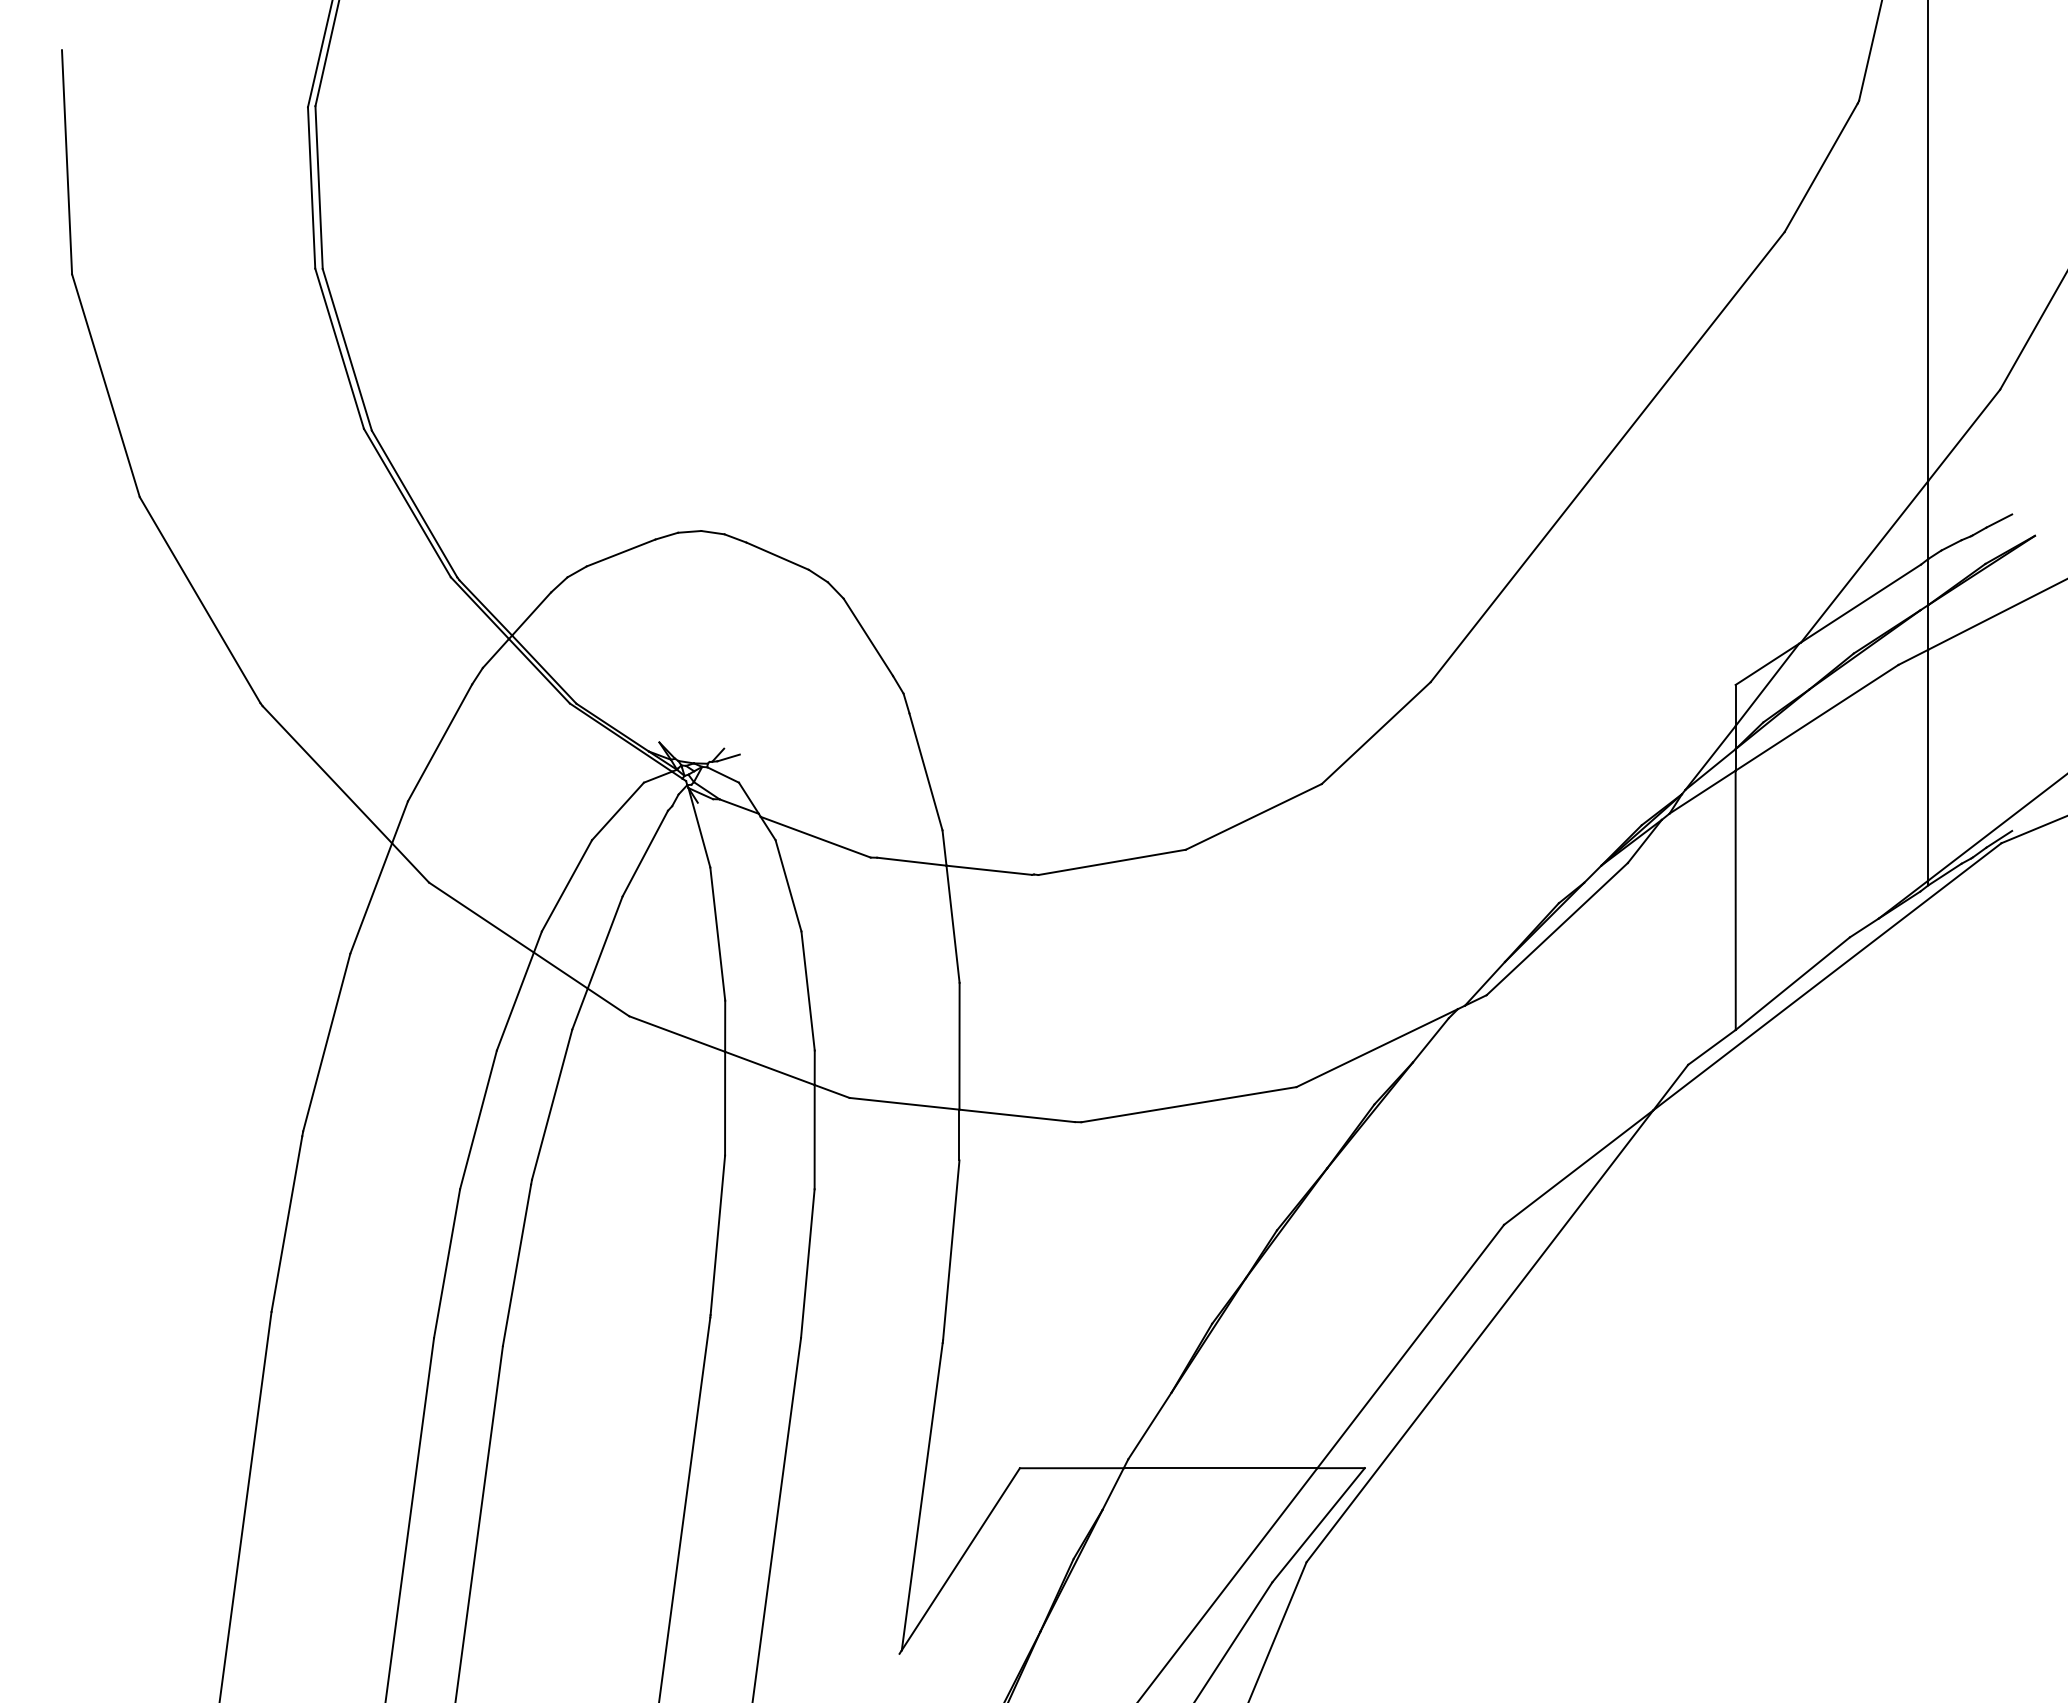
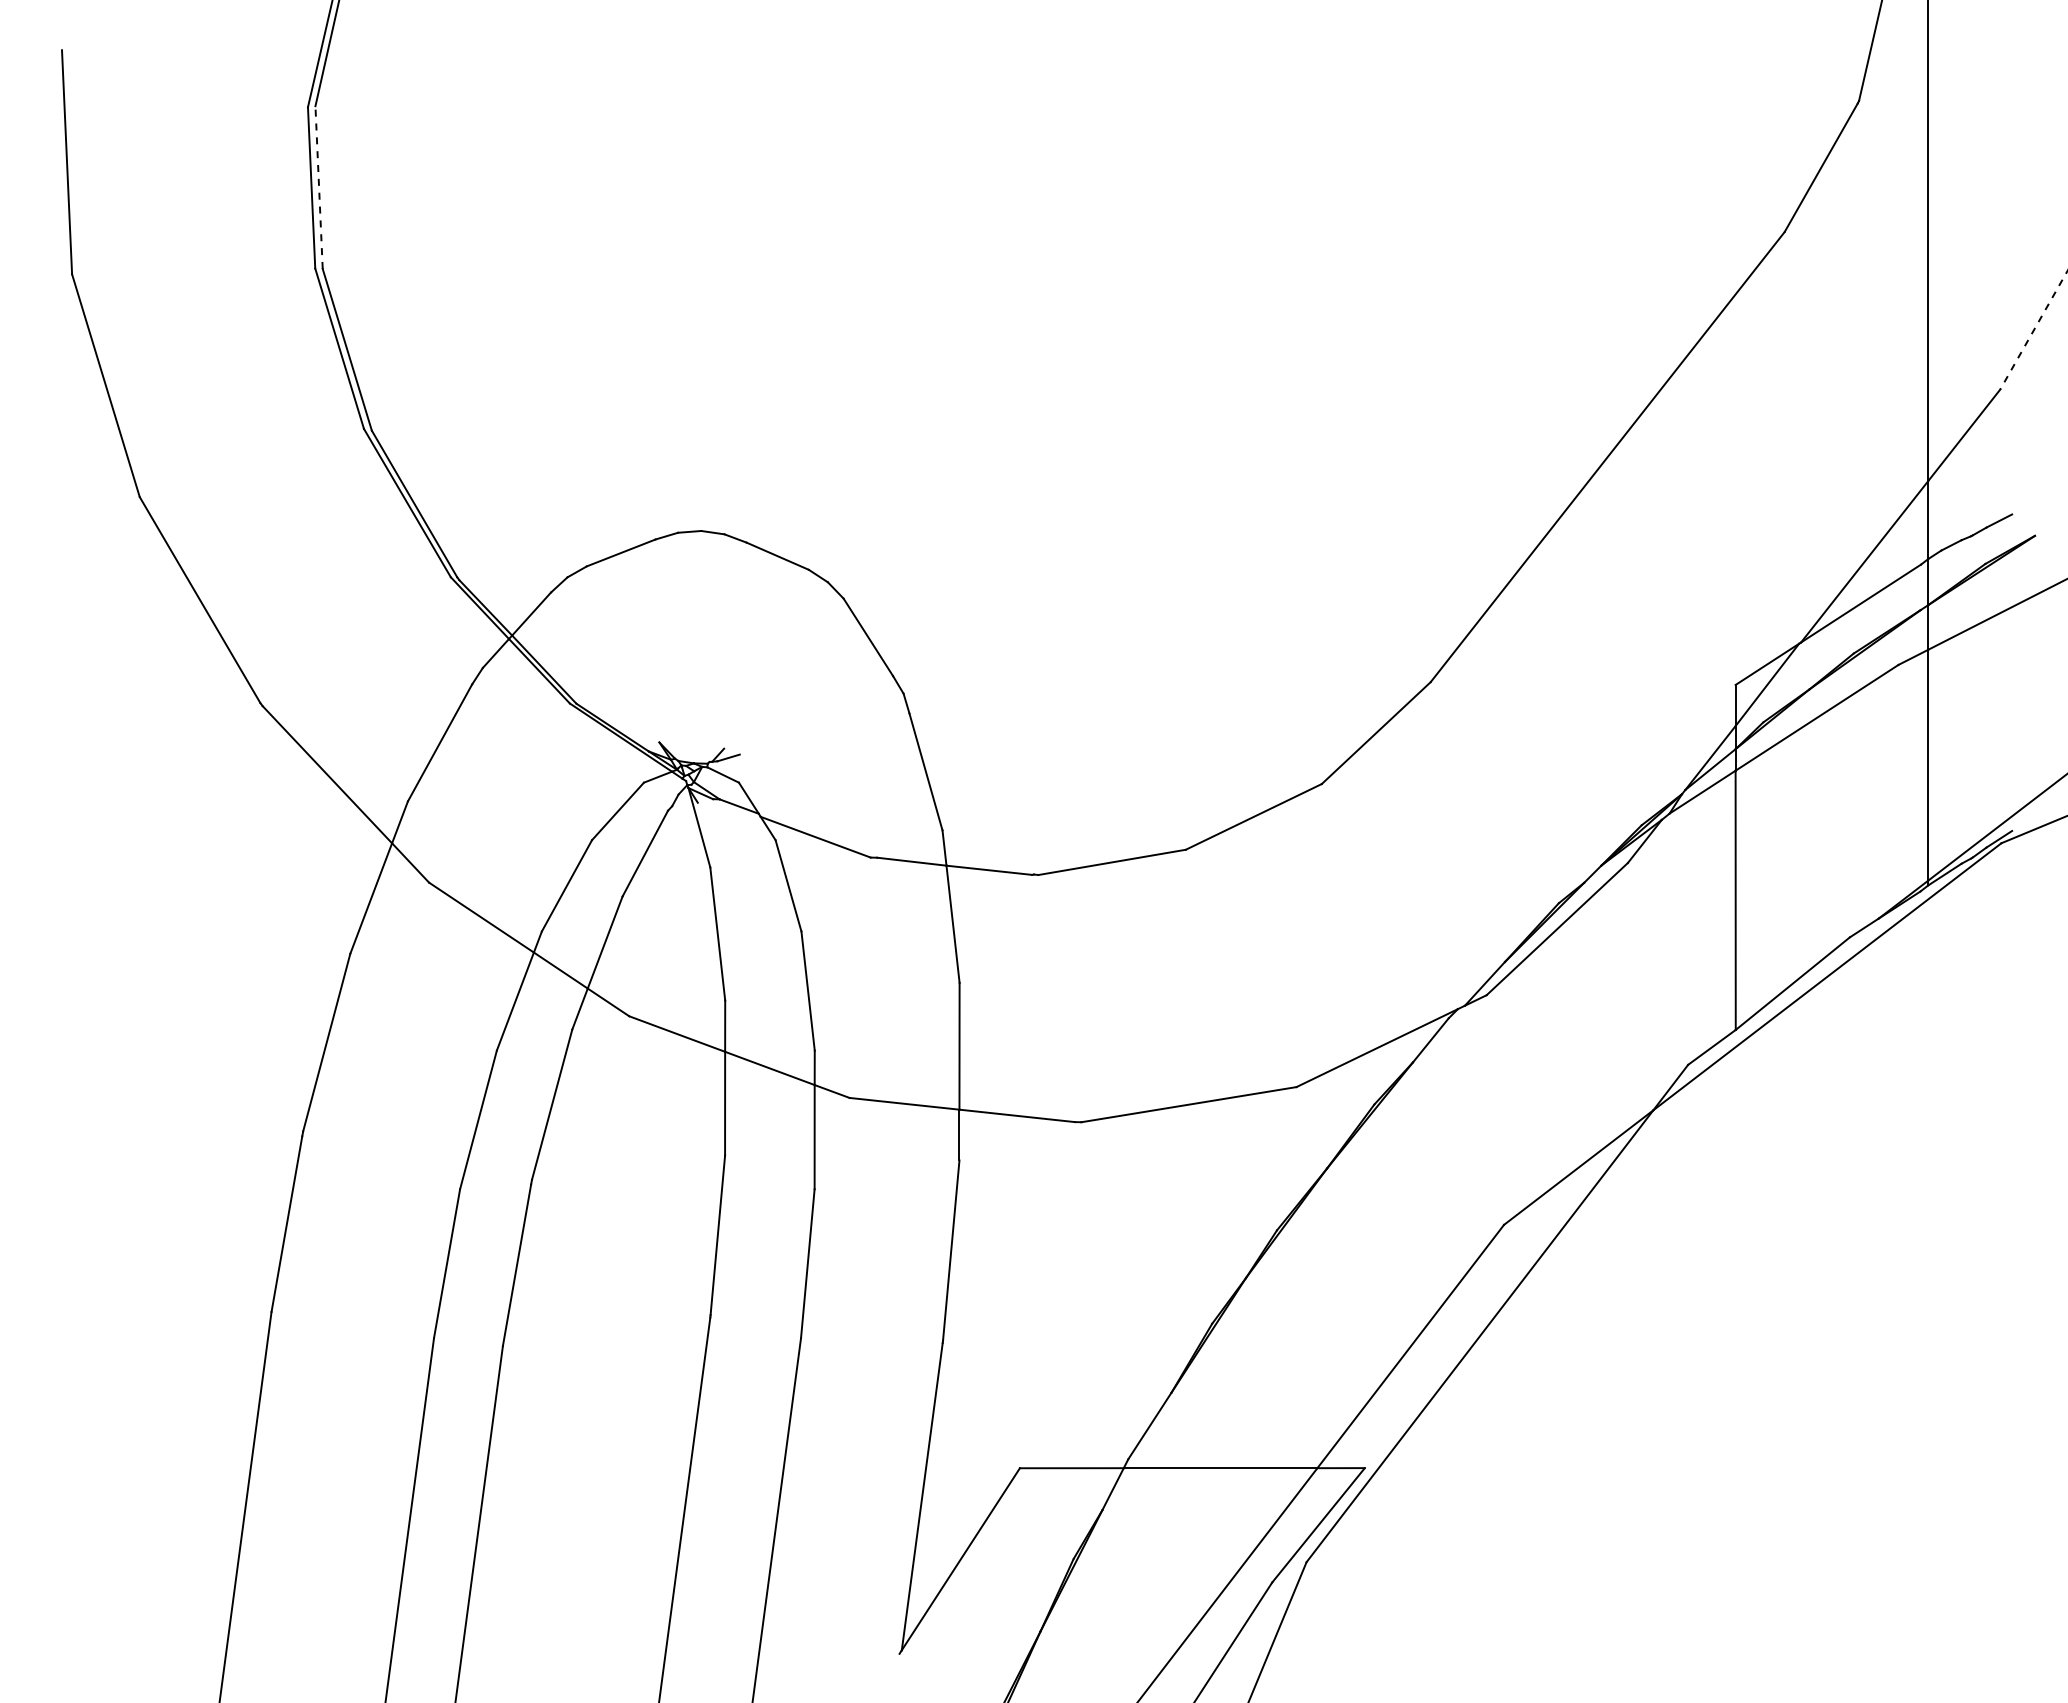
line: solid -> dashed (319, 187)
line: solid -> dashed (2033, 330)
